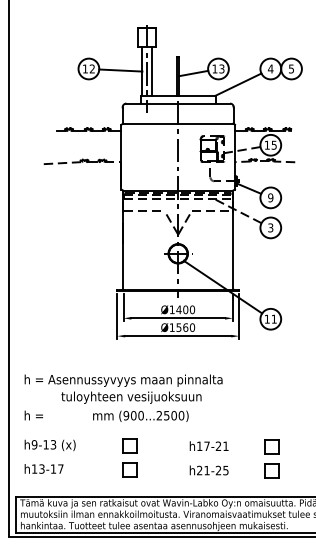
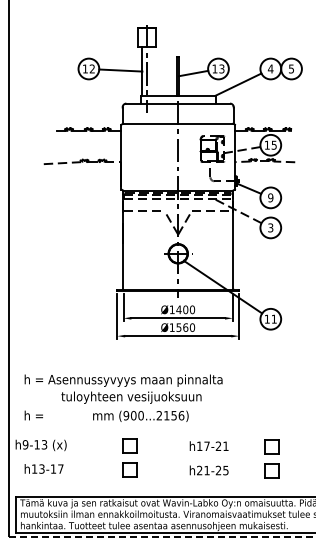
line: present -> none (151, 71)
text: (900...2500) -> (900...2156) (174, 415)
text position: (49, 445) -> (40, 445) (40, 445)
line: solid -> dashed (162, 537)
